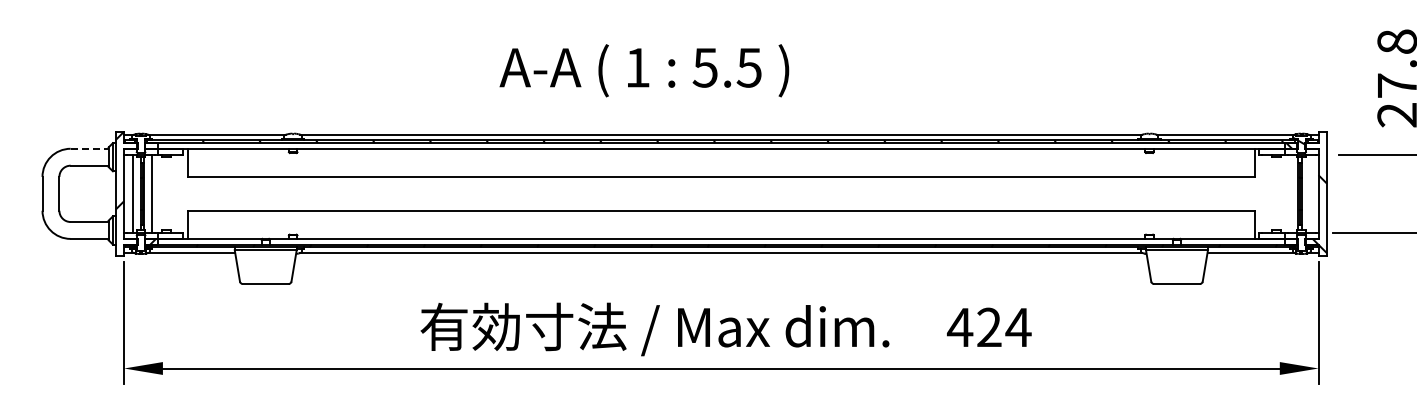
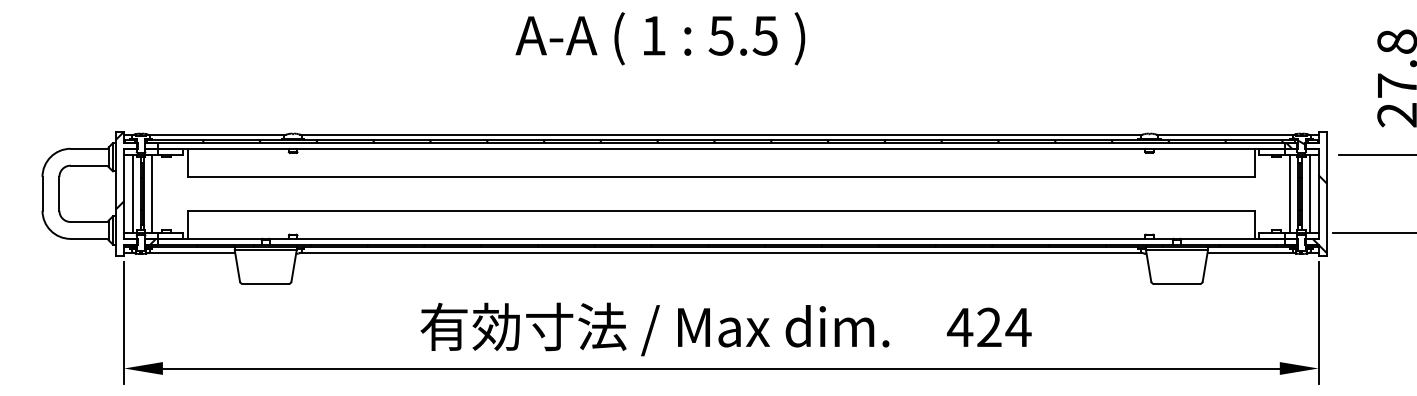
text position: (644, 70) -> (660, 38) (660, 38)
line: dashed -> solid (90, 148)
line: none -> present (1290, 193)
line: none -> present (1310, 193)
